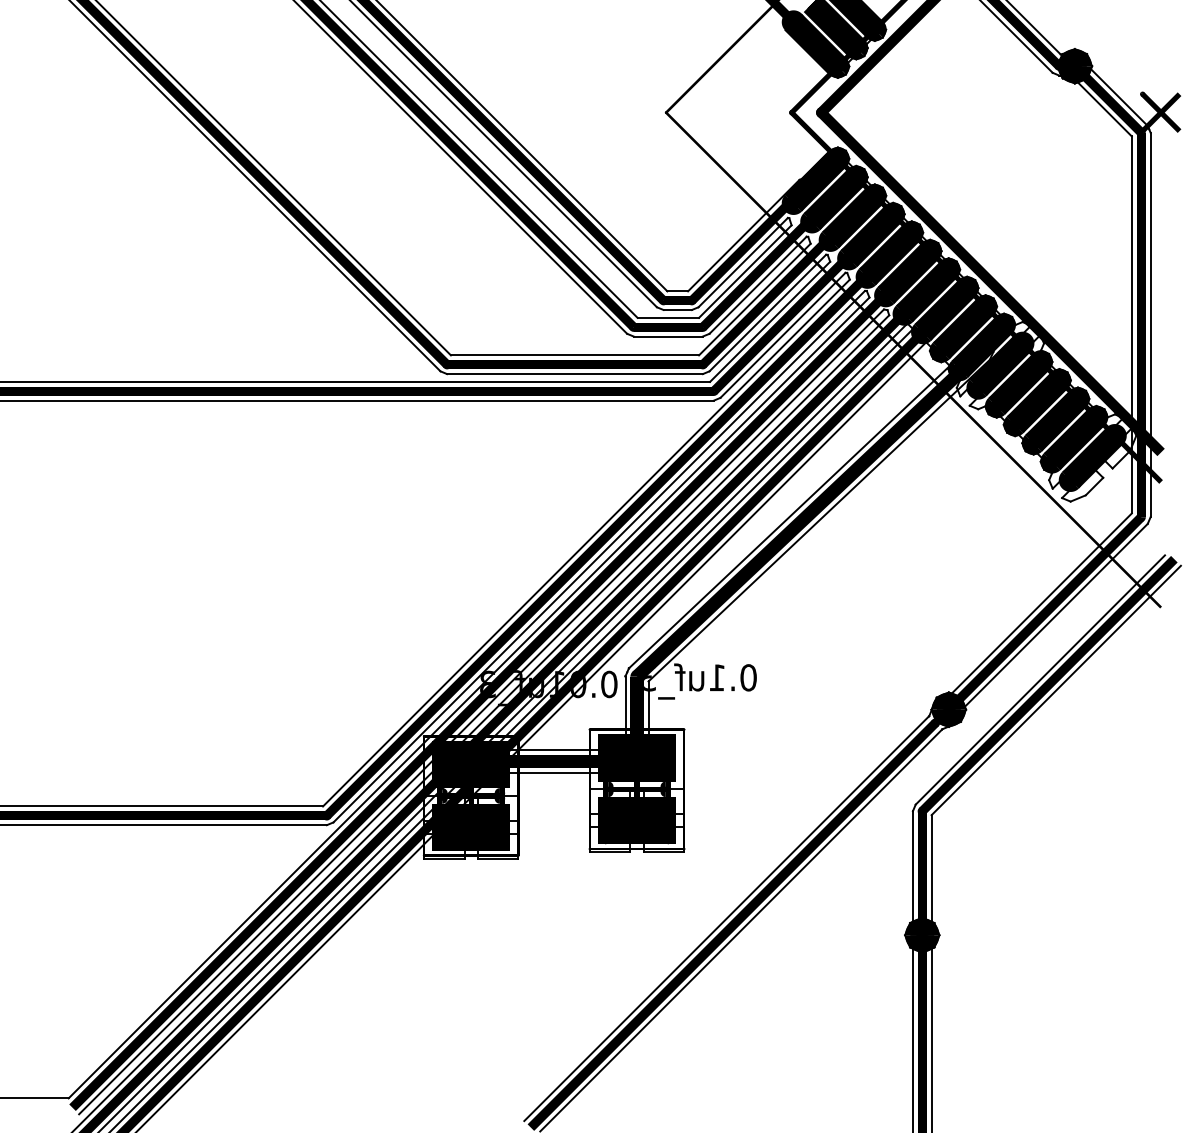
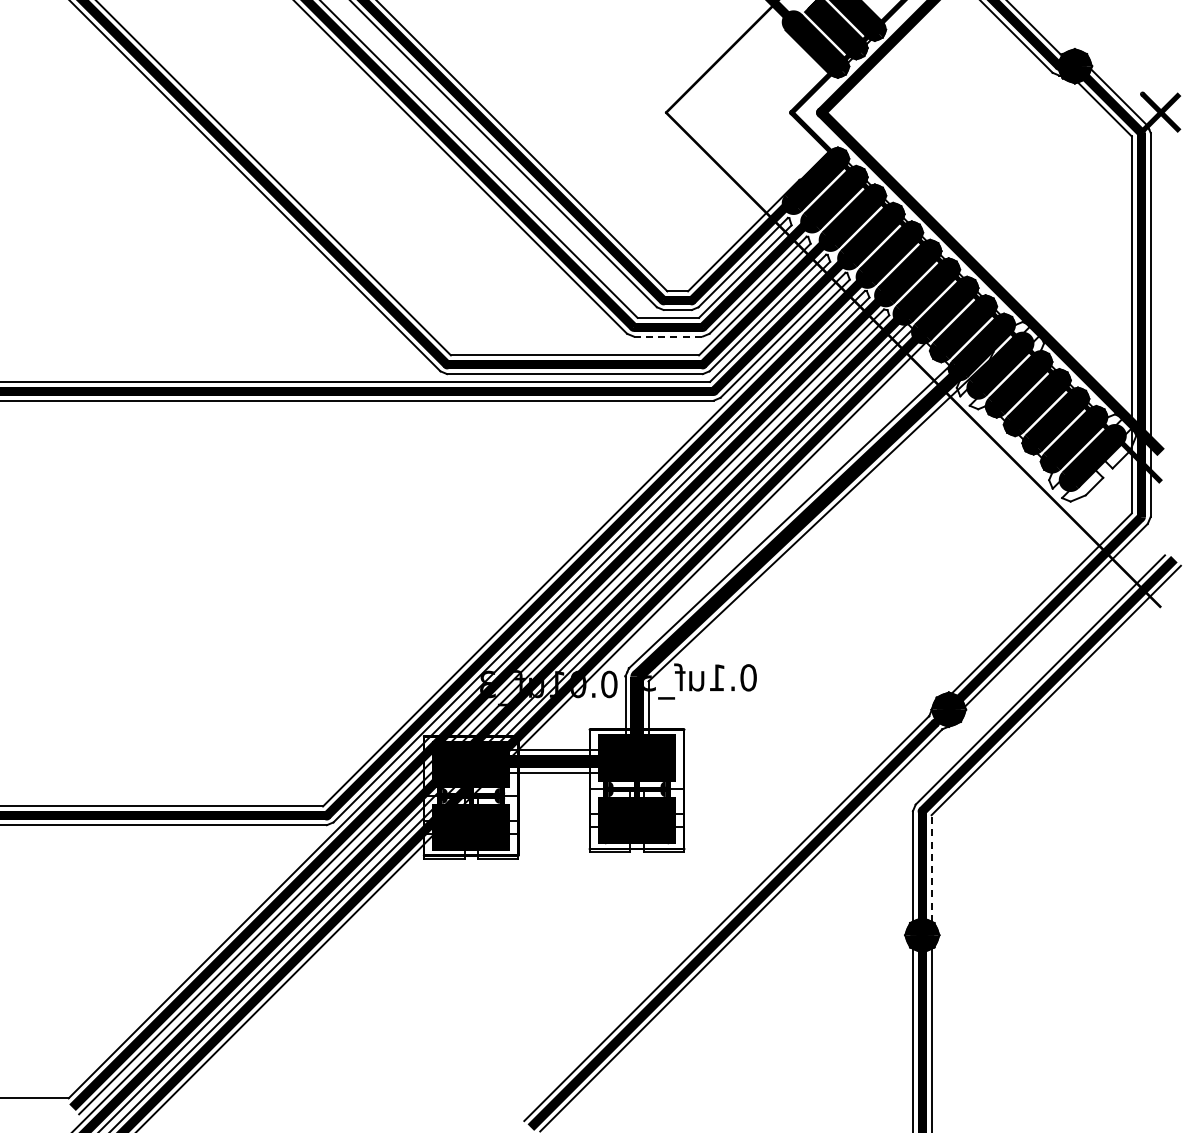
line: solid -> dashed (668, 336)
line: solid -> dashed (931, 868)
